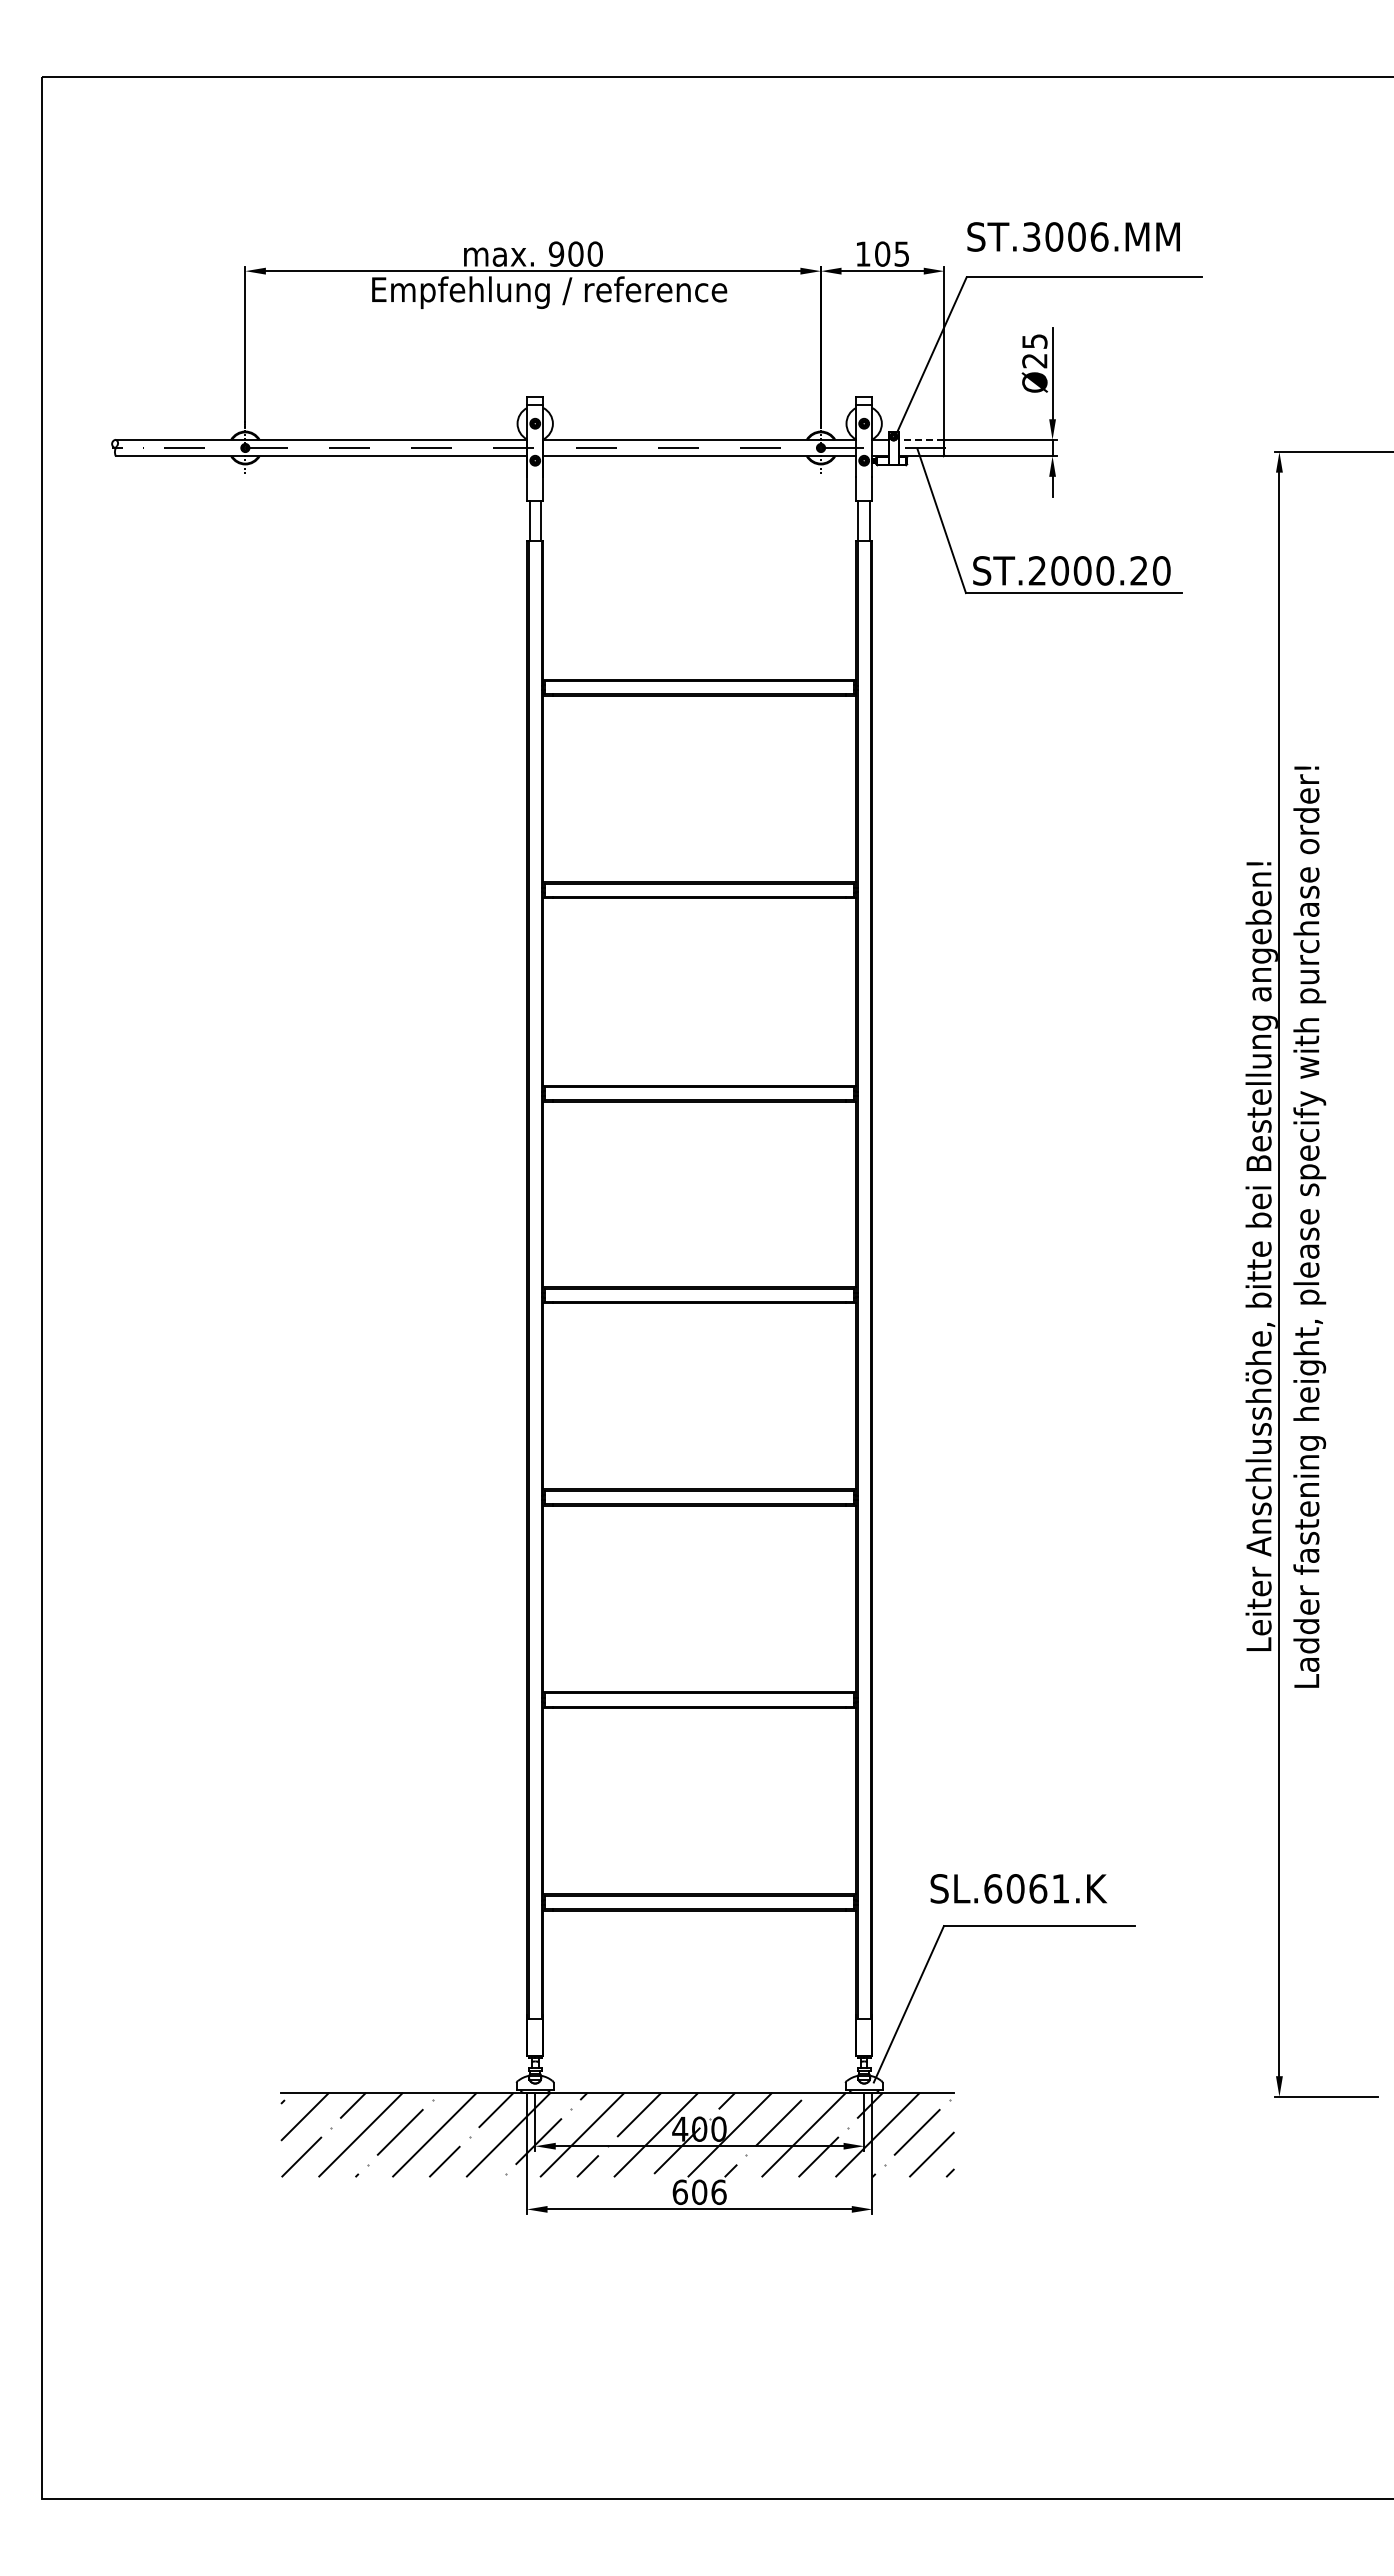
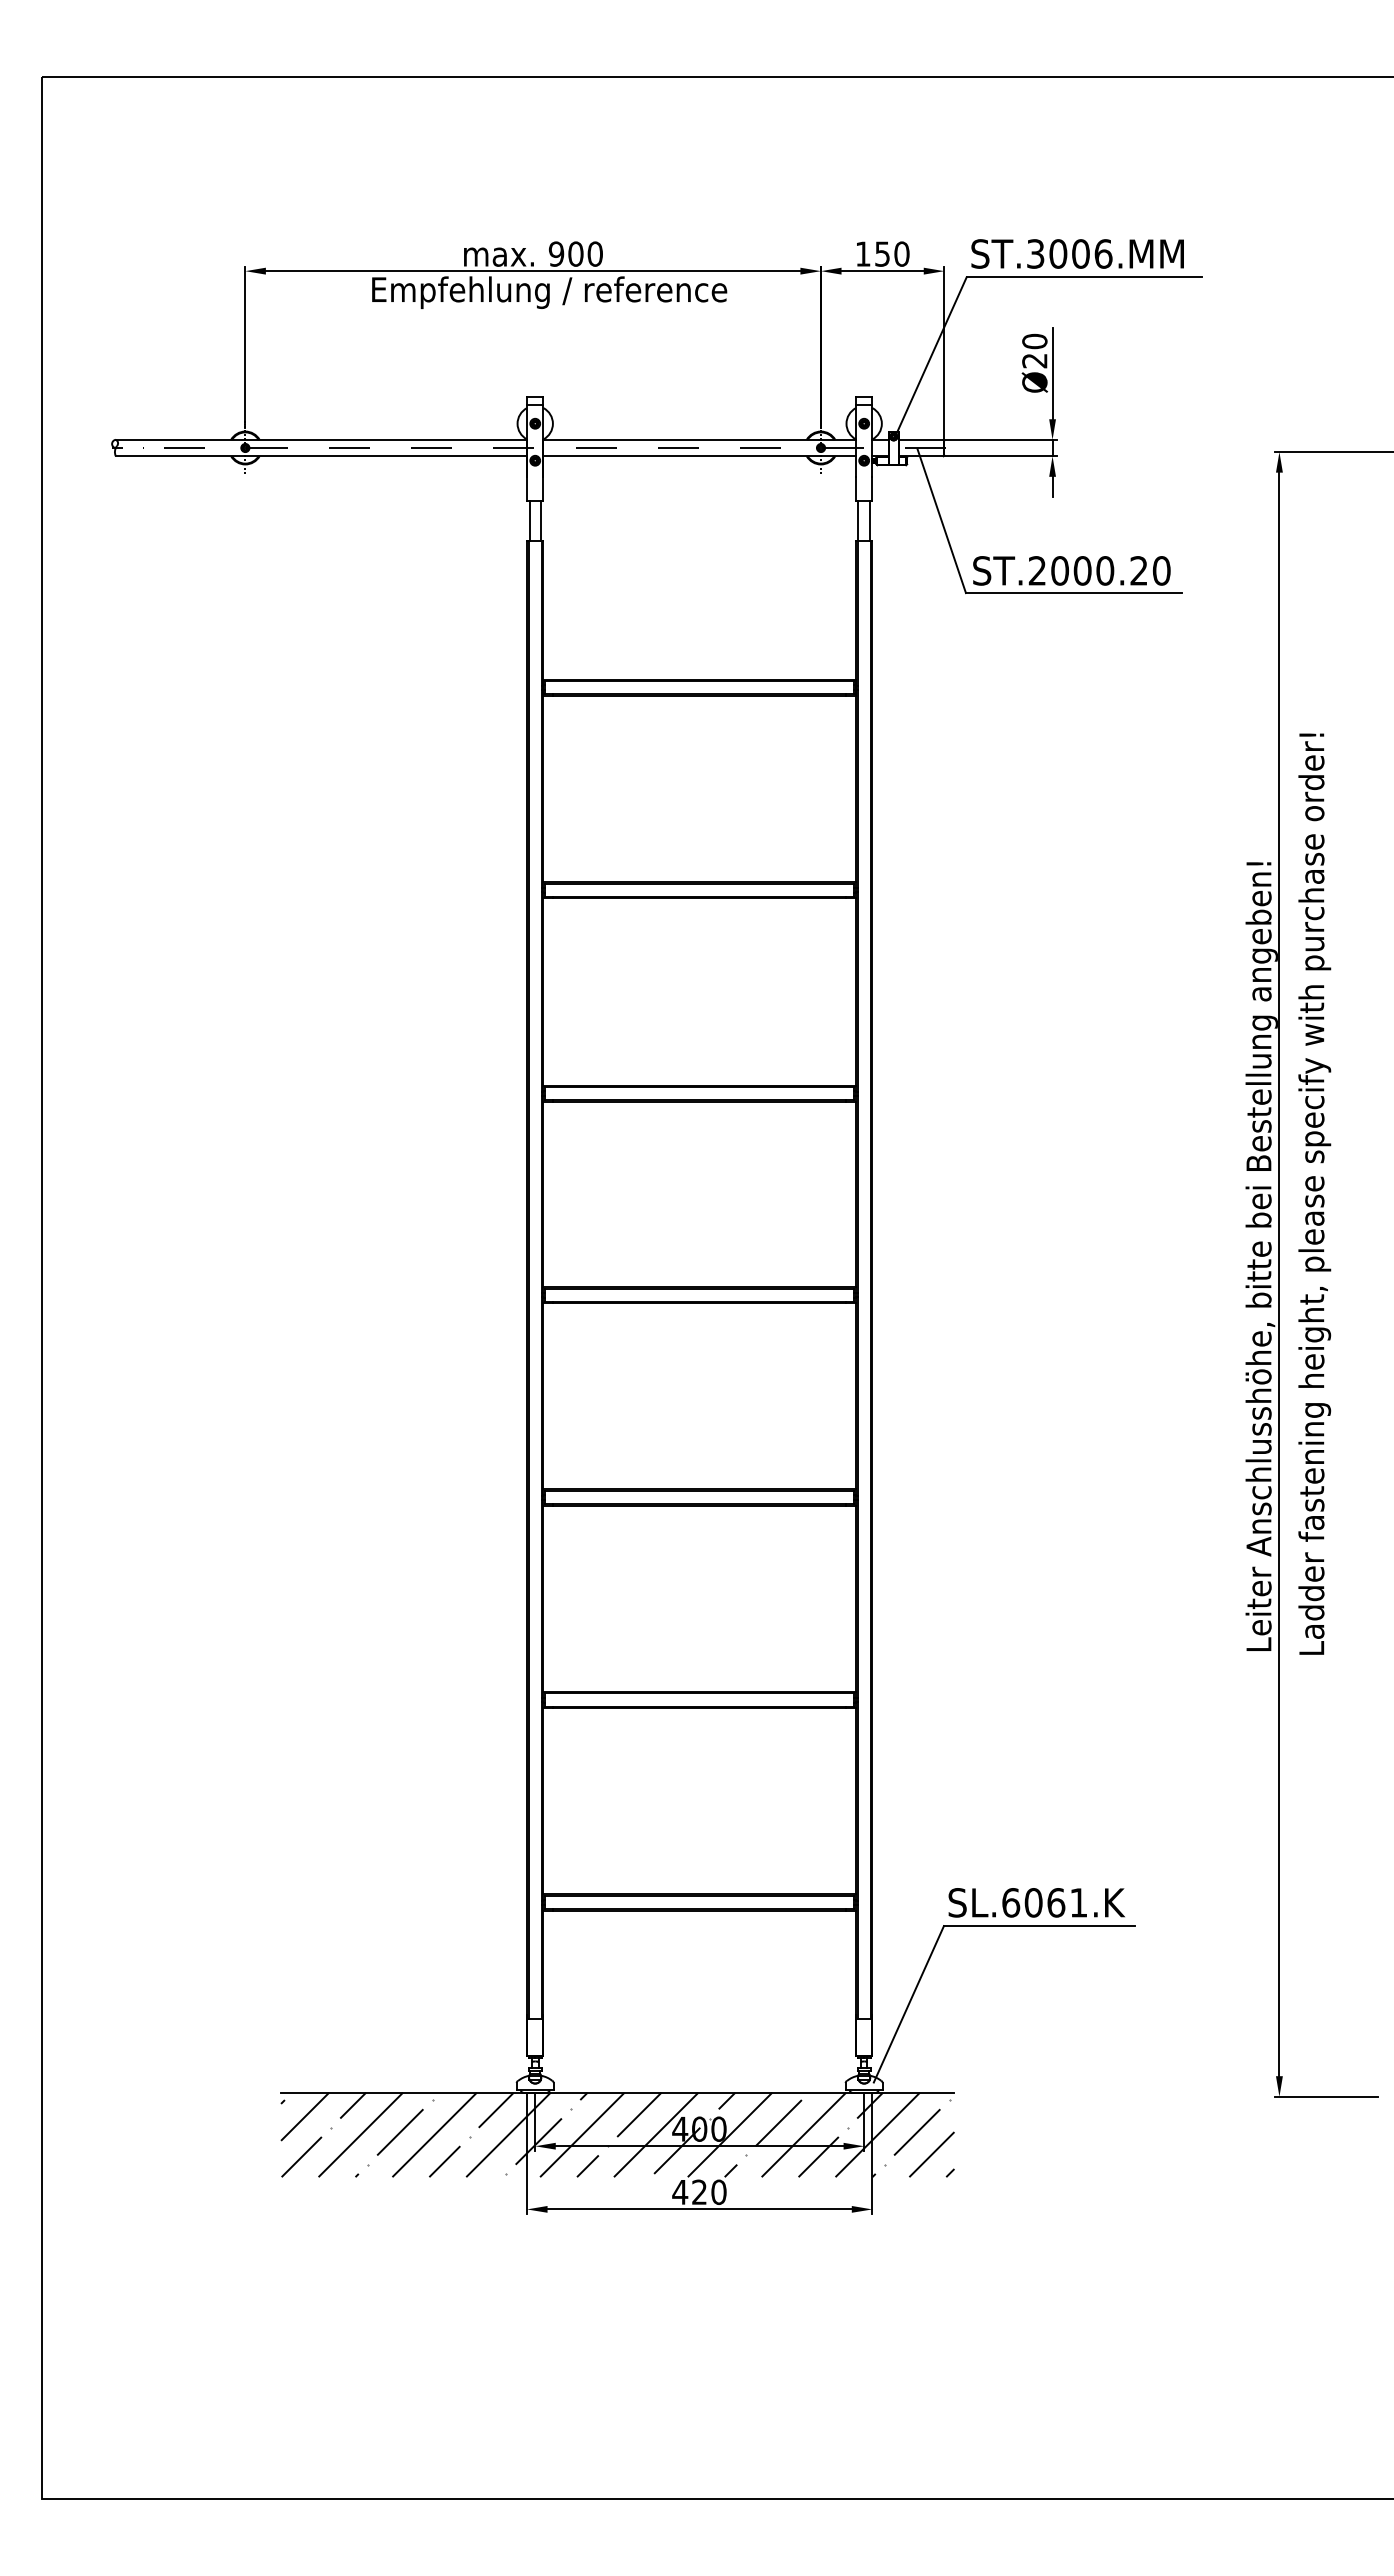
text position: (1073, 236) -> (1077, 253) (1077, 253)
text: 105 -> 150 (892, 253)
text: Ø25 -> Ø20 (1034, 341)
line: dashed -> solid (920, 439)
text position: (1309, 1226) -> (1314, 1193) (1314, 1193)
text position: (1018, 1888) -> (1036, 1902) (1036, 1902)
text: 606 -> 420 (699, 2191)
